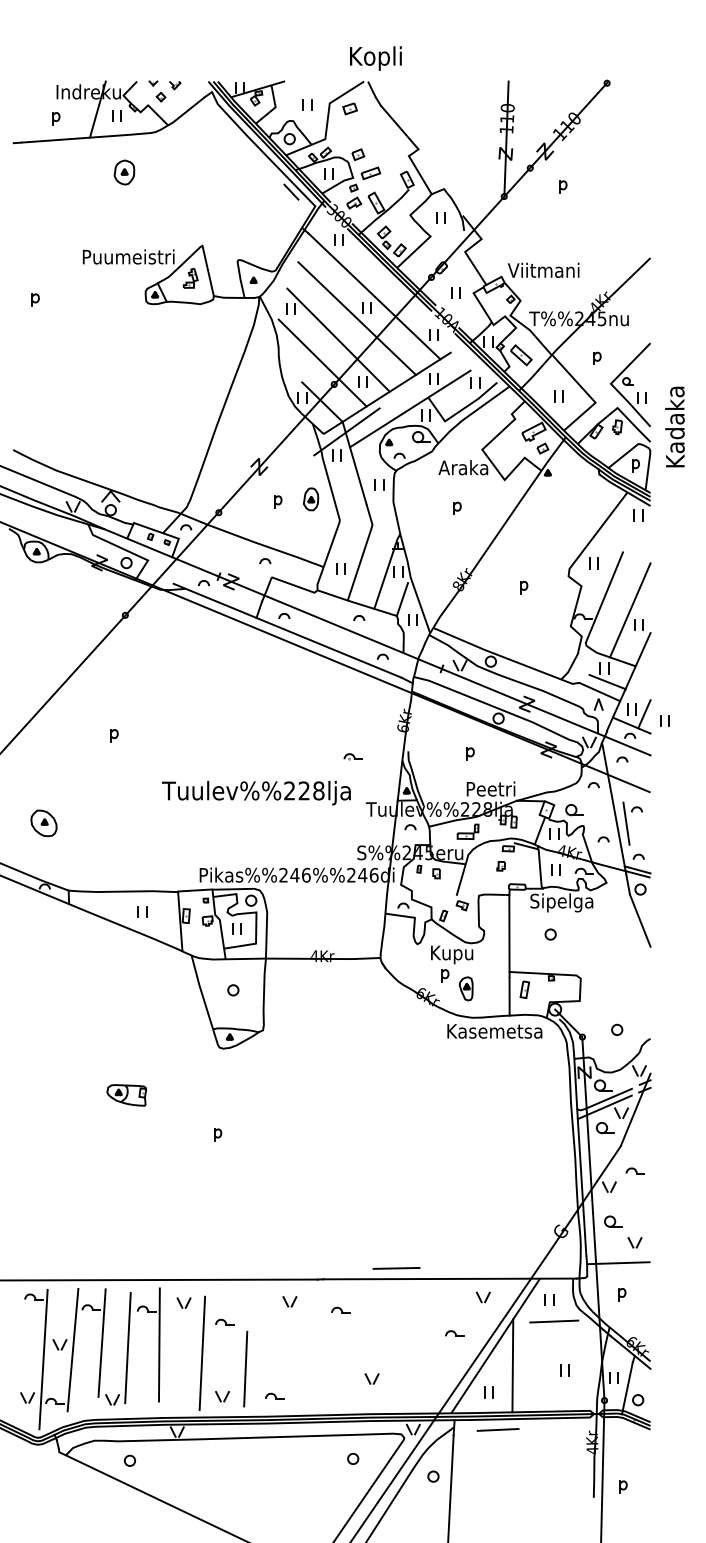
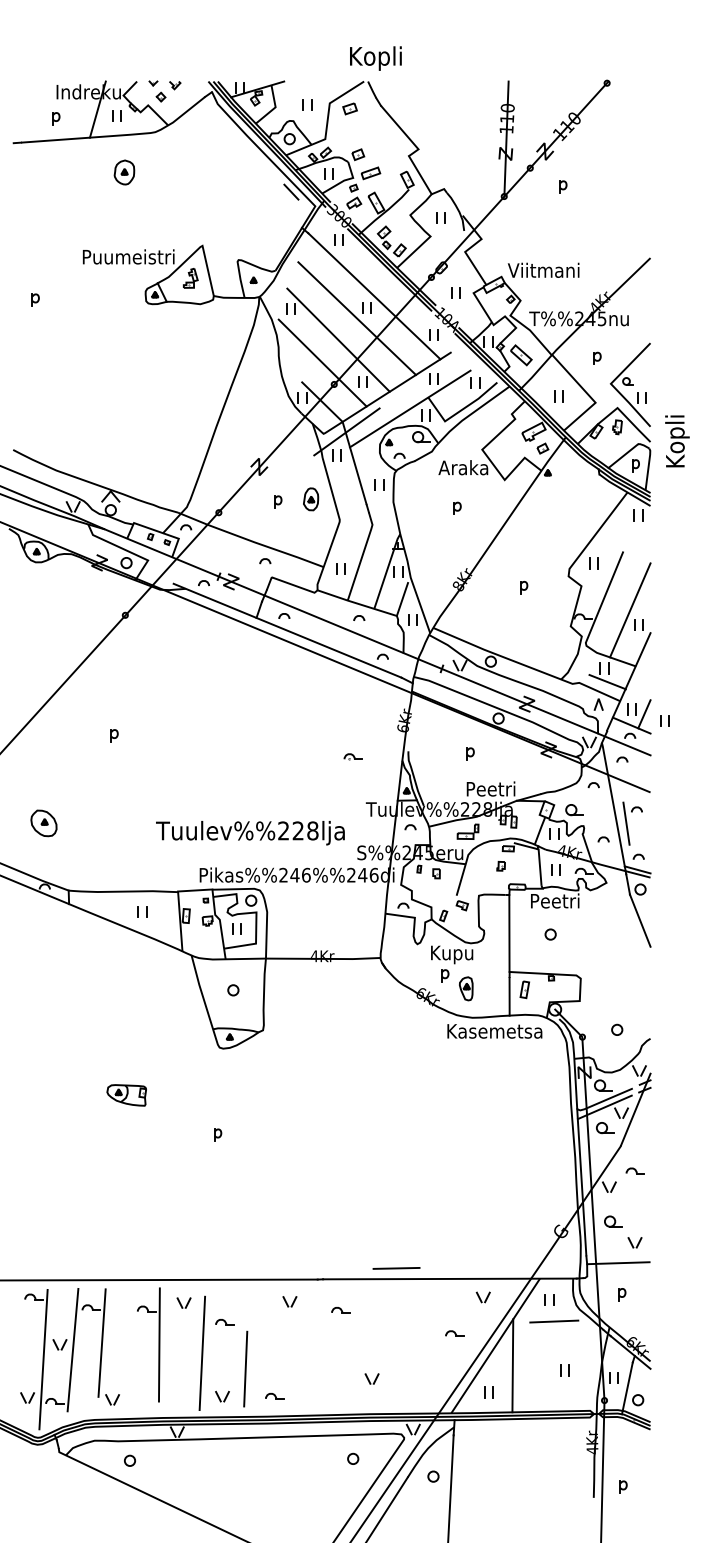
text: Kadaka -> Kopli (677, 419)
text position: (256, 793) -> (250, 833) (250, 833)
text: Sipelga -> Peetri (561, 902)
line: present -> none (127, 1348)
line: present -> none (497, 1429)
